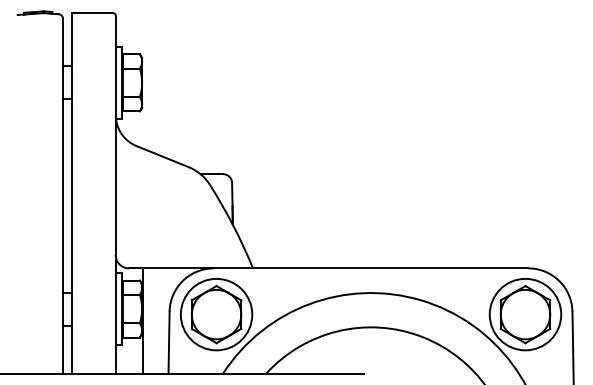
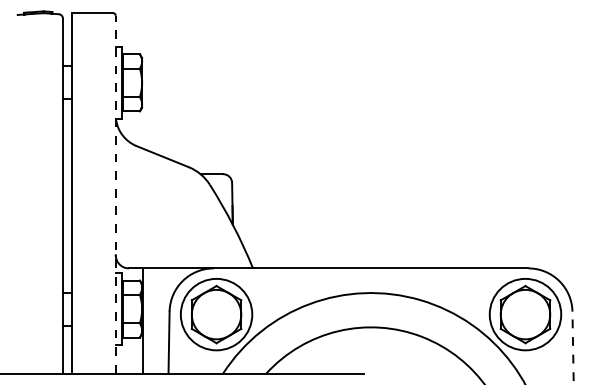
line: solid -> dashed (115, 194)
line: solid -> dashed (573, 347)
